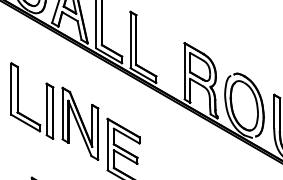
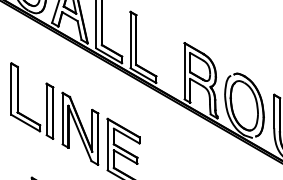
part position: (80, 123) -> (80, 128) (80, 128)
